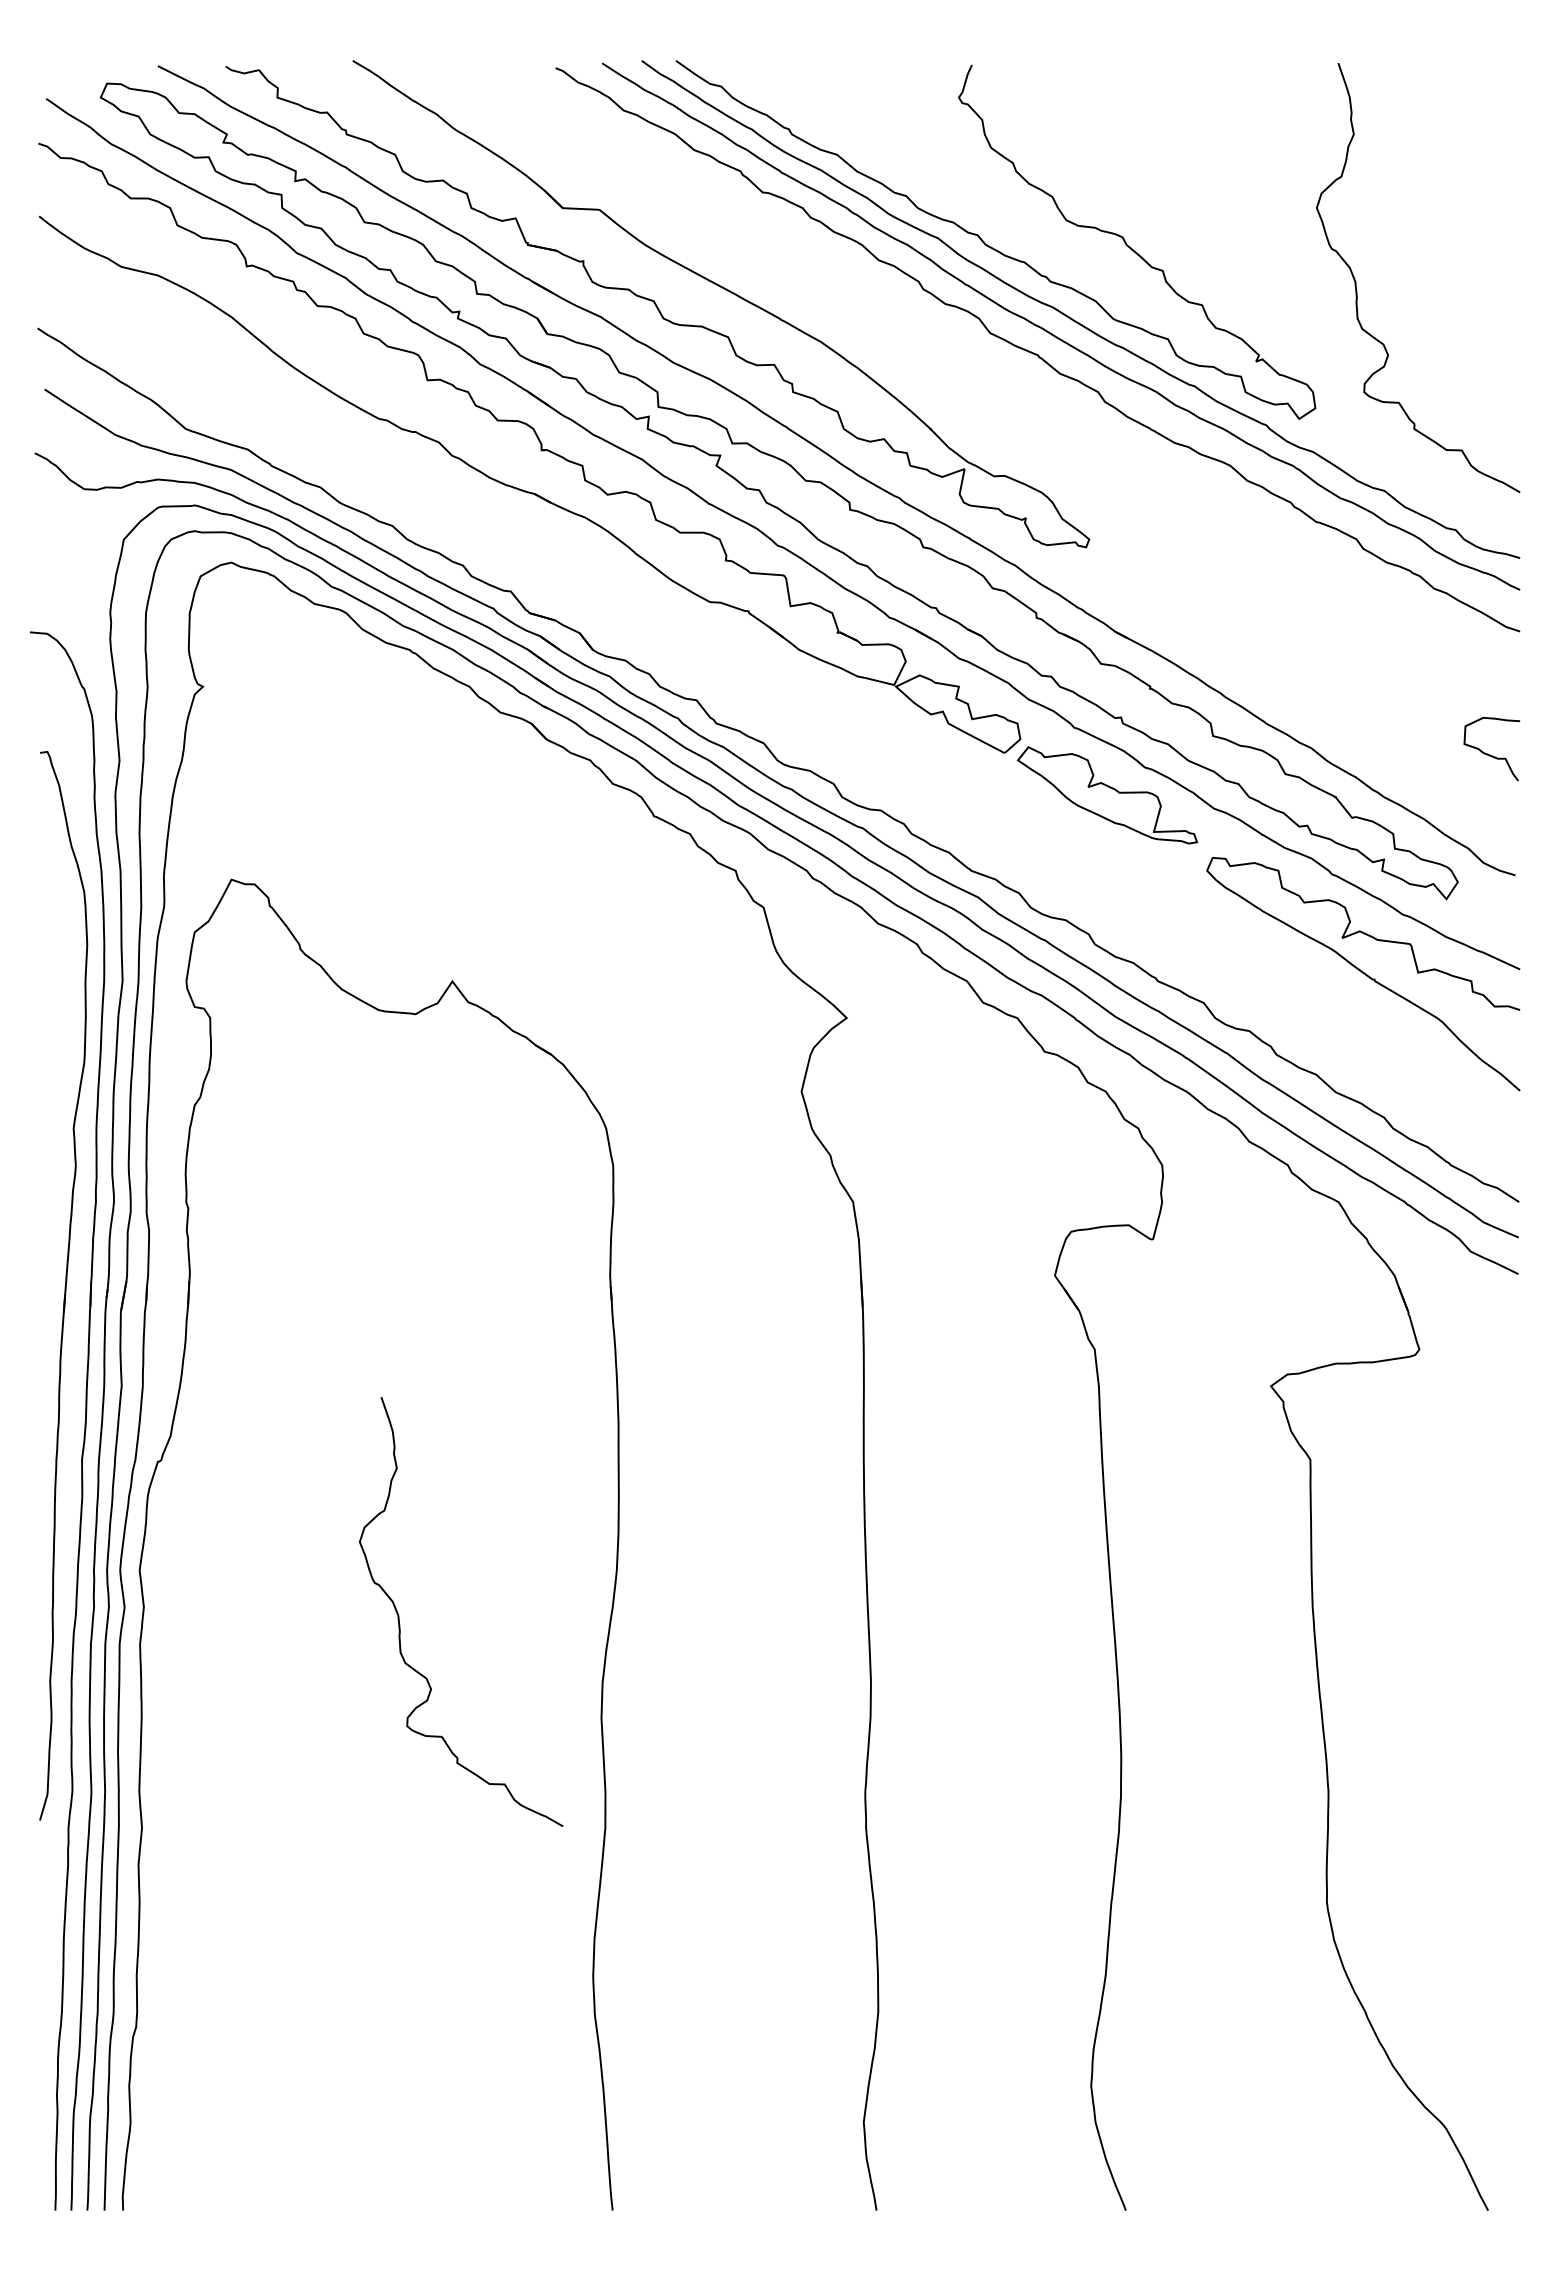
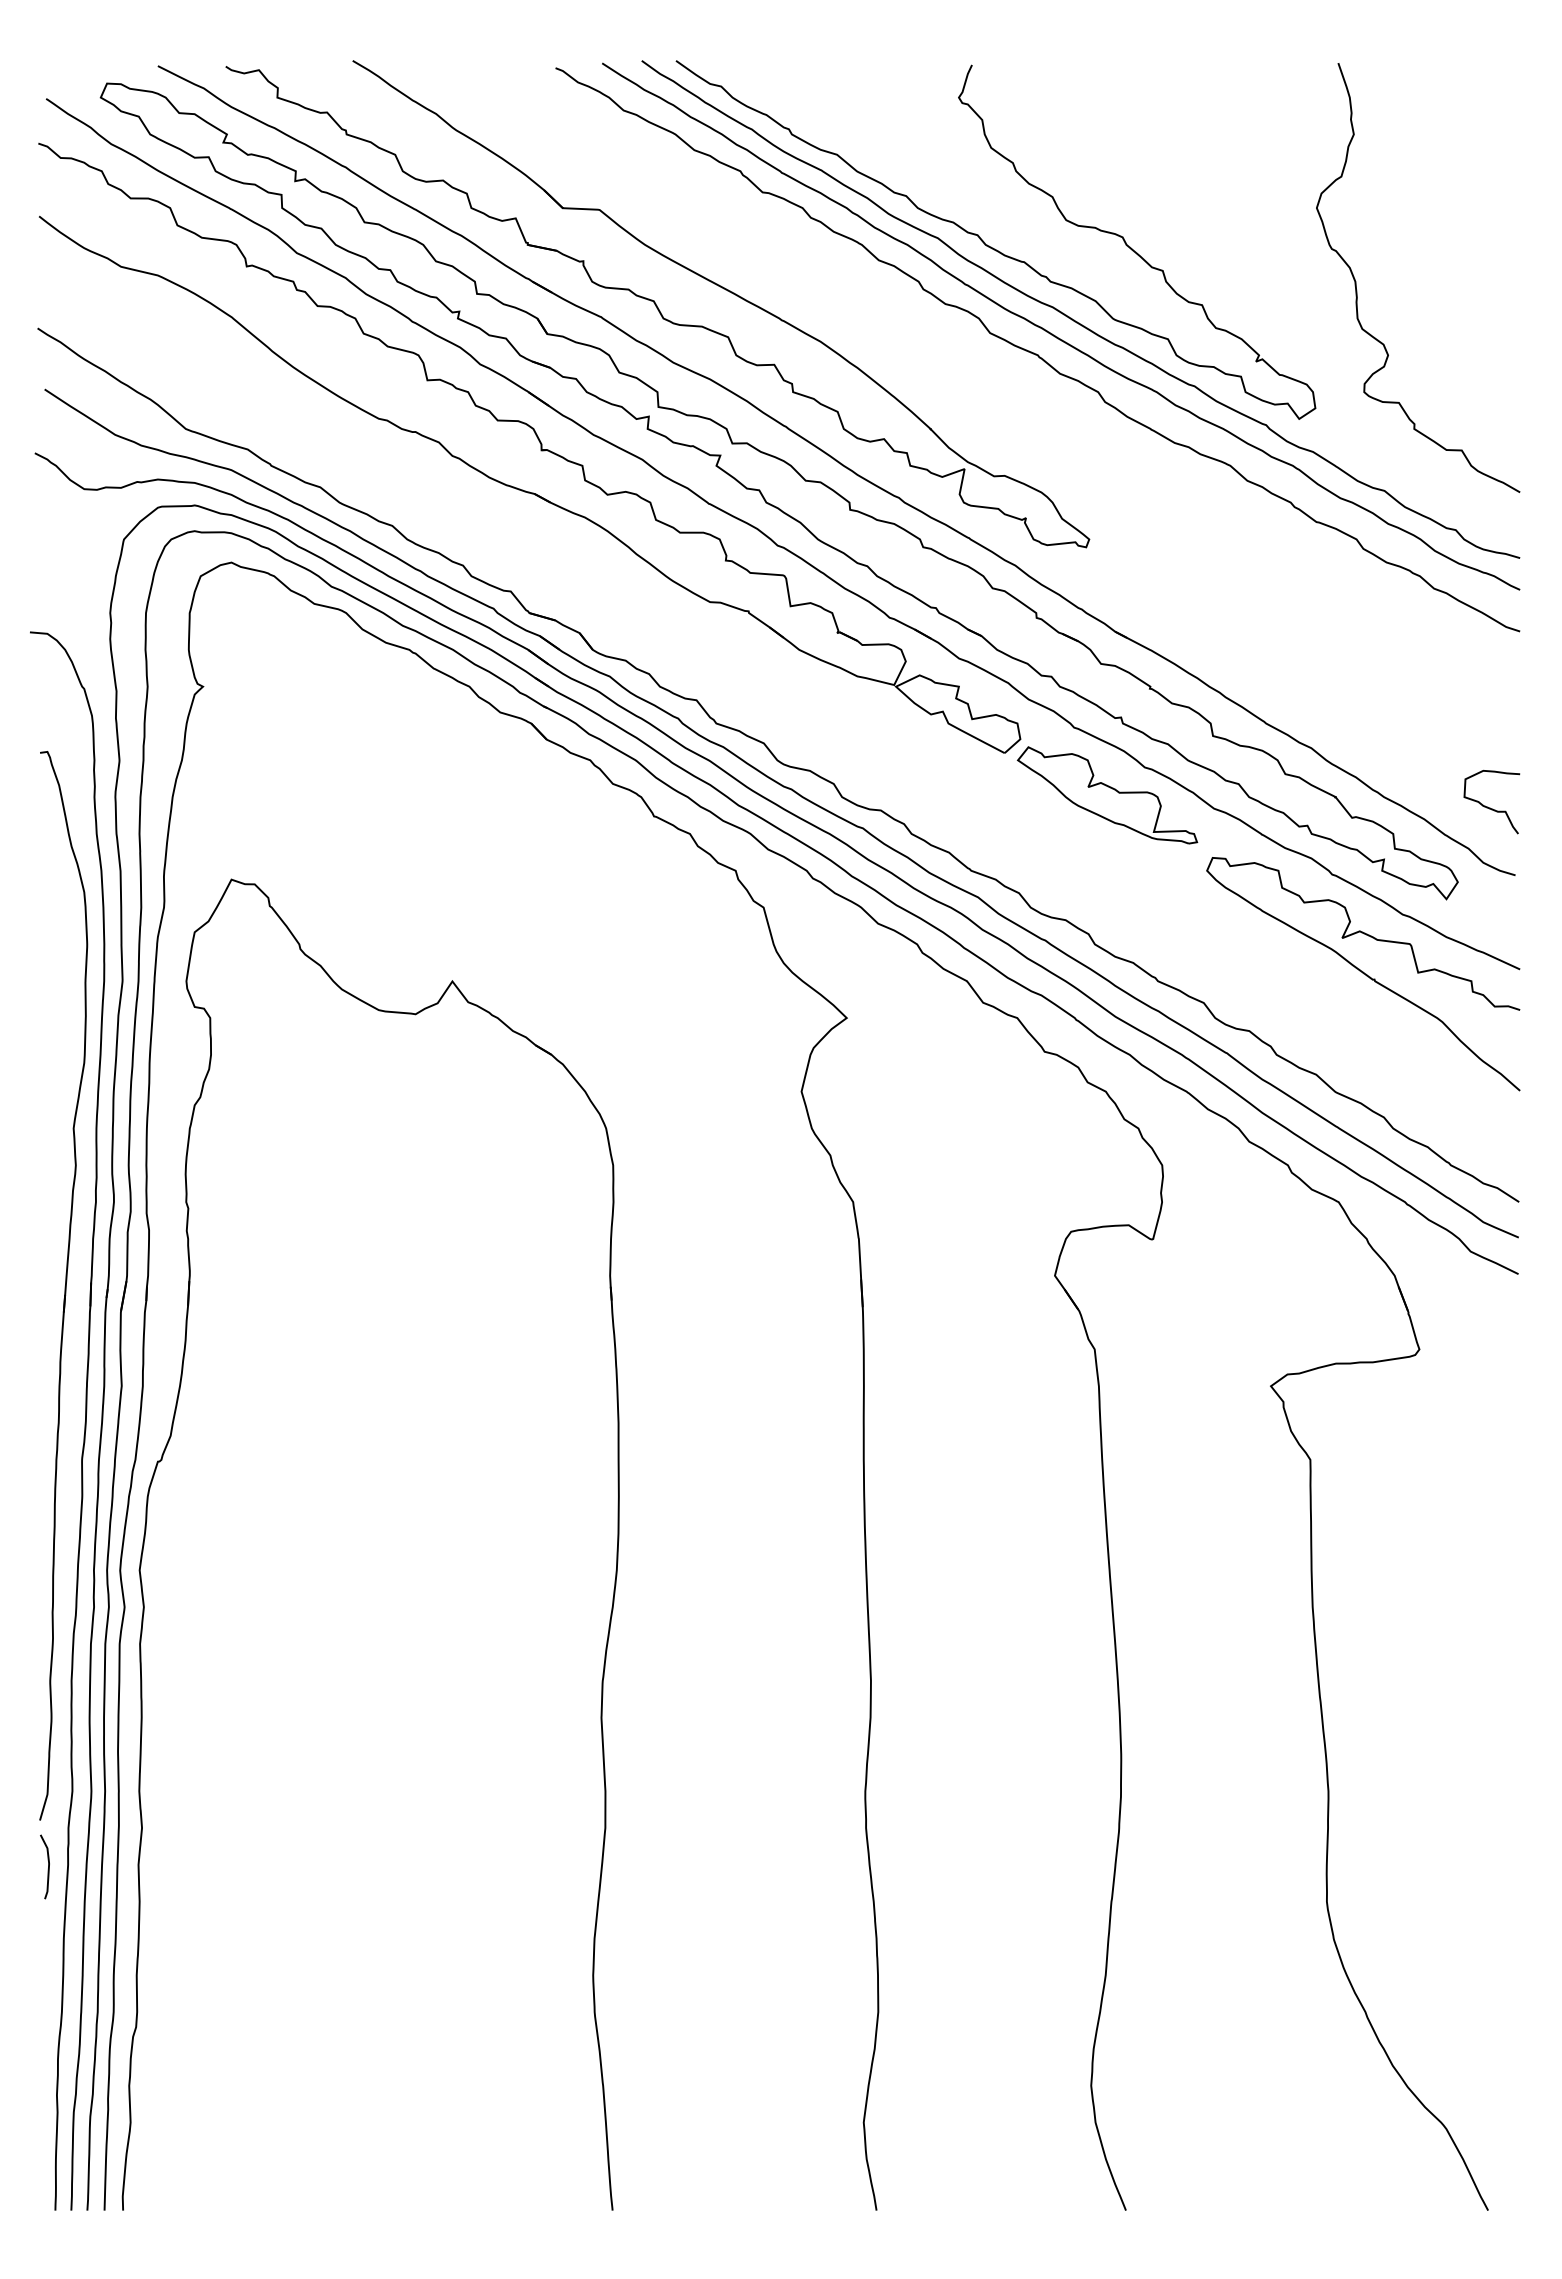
curve position: (1490, 754) -> (1490, 807) (1490, 807)
curve: present -> none (399, 1615)
curve: none -> present (48, 1866)
